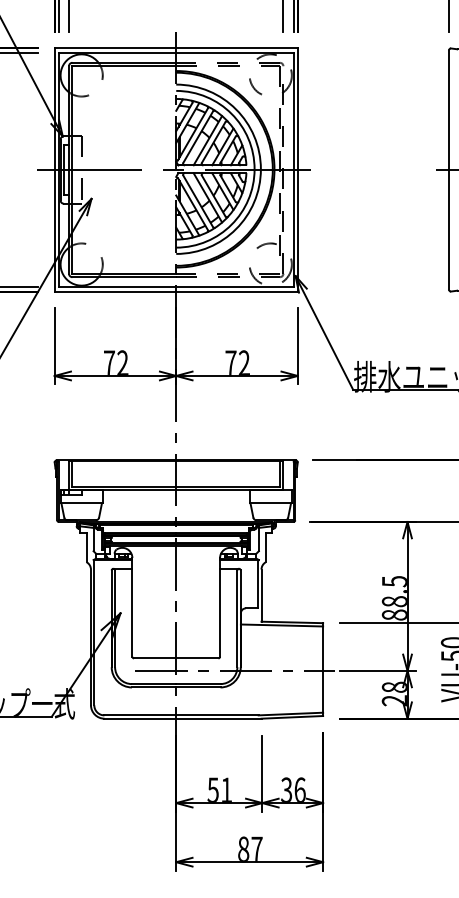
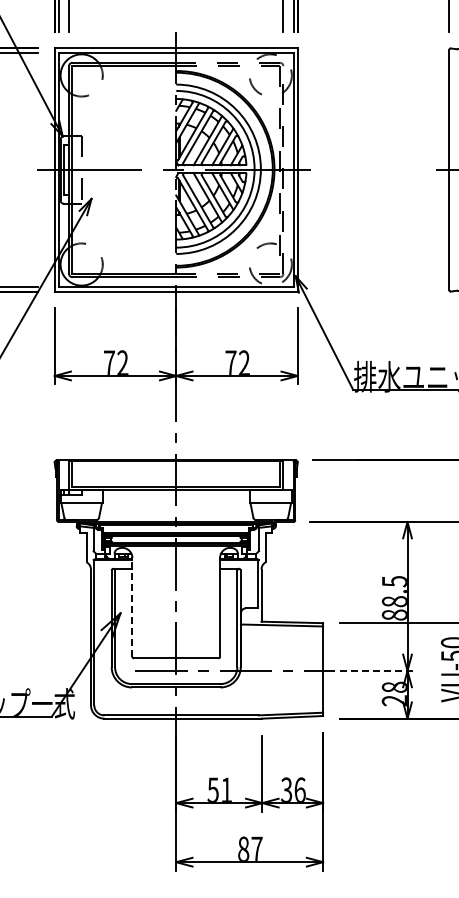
line: solid -> dashed (132, 606)
line: solid -> dashed (377, 670)
